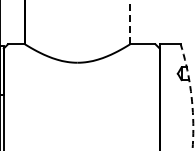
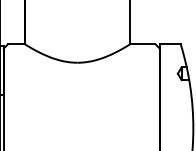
line: dashed -> solid (130, 22)
arc: dashed -> solid (191, 96)
